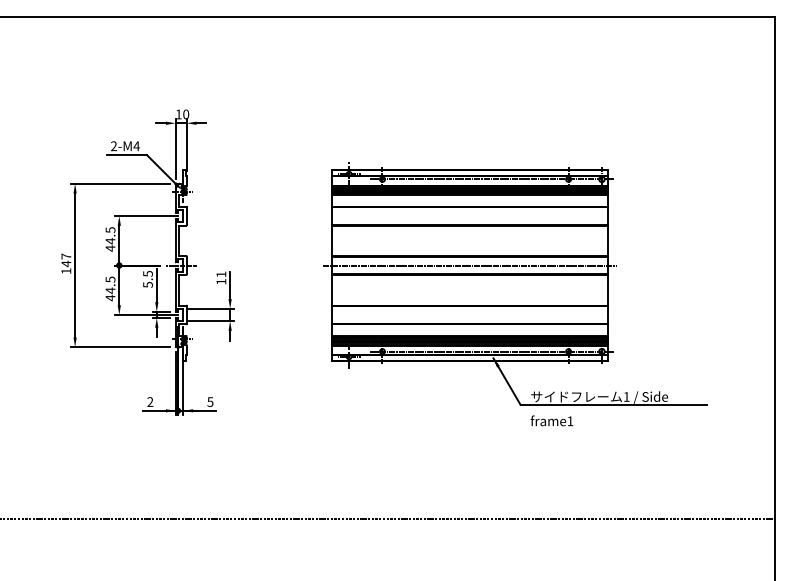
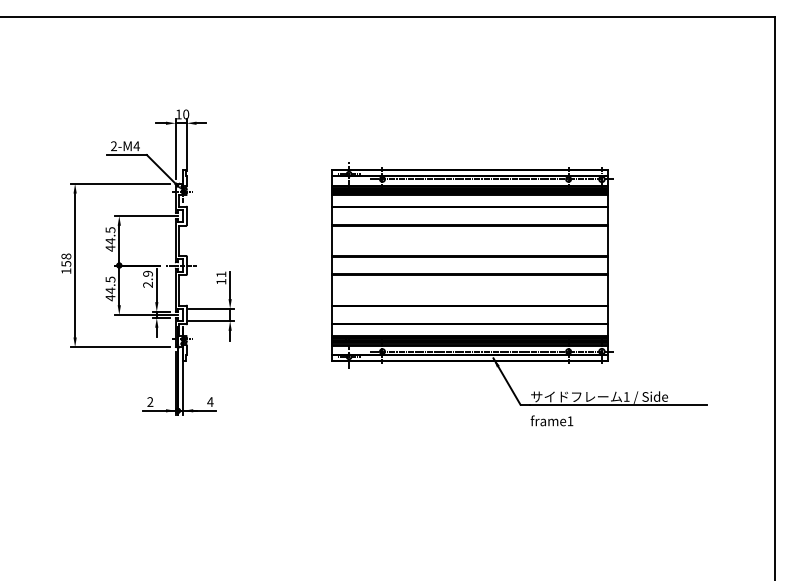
text: 147 -> 158 (66, 260)
line: present -> none (469, 265)
text: 5.5 -> 2.9 (147, 278)
text: 5 -> 4 (210, 401)
line: present -> none (388, 518)
